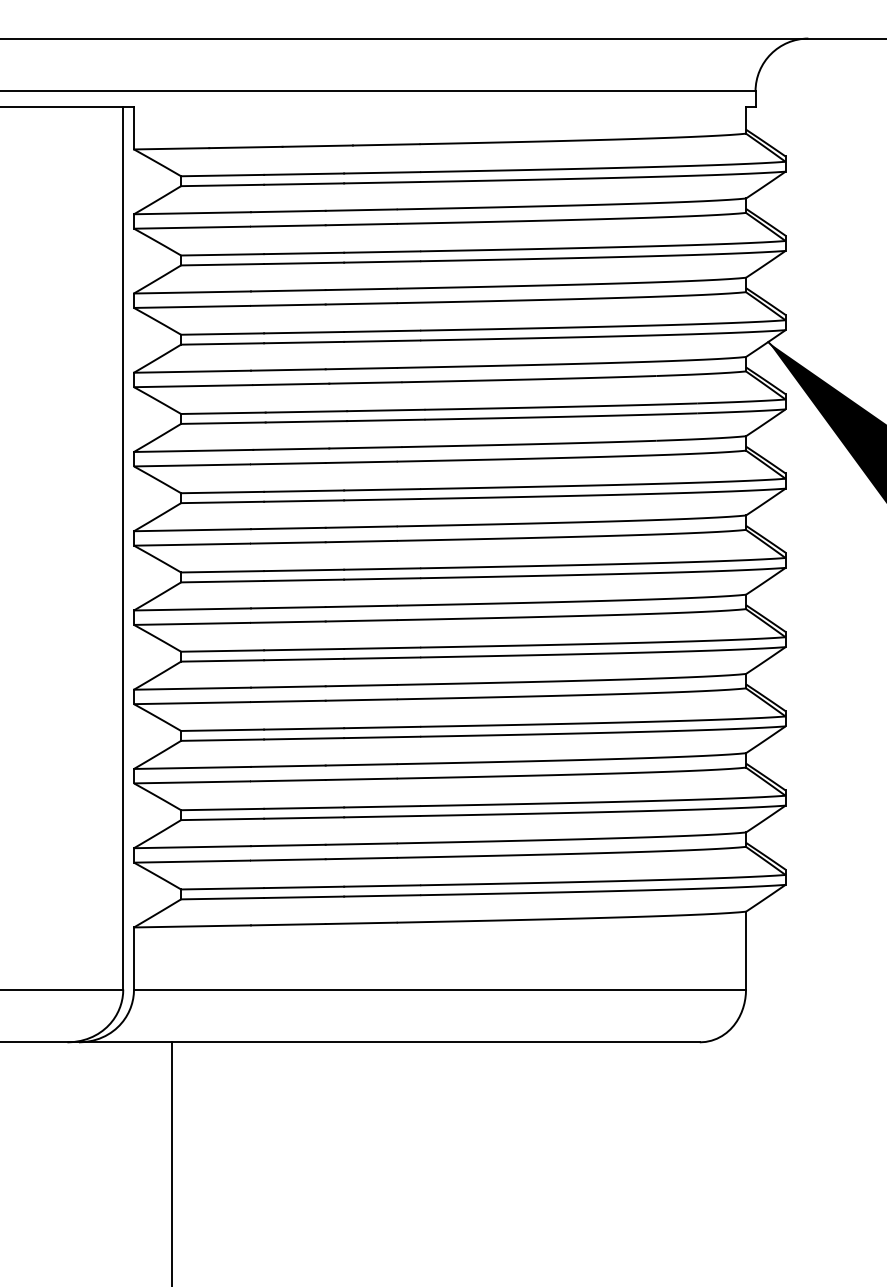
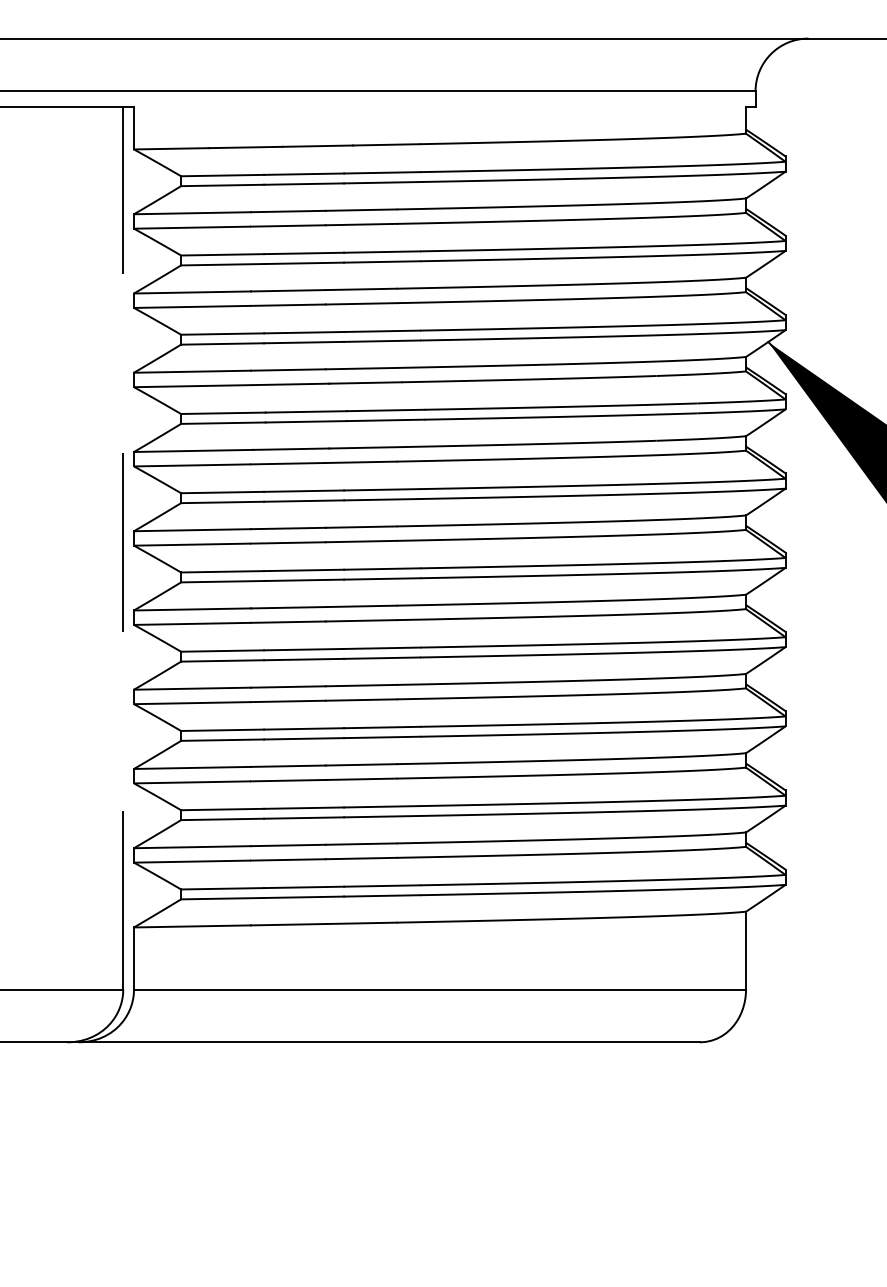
line: solid -> dashed (123, 547)
line: present -> none (172, 1162)
